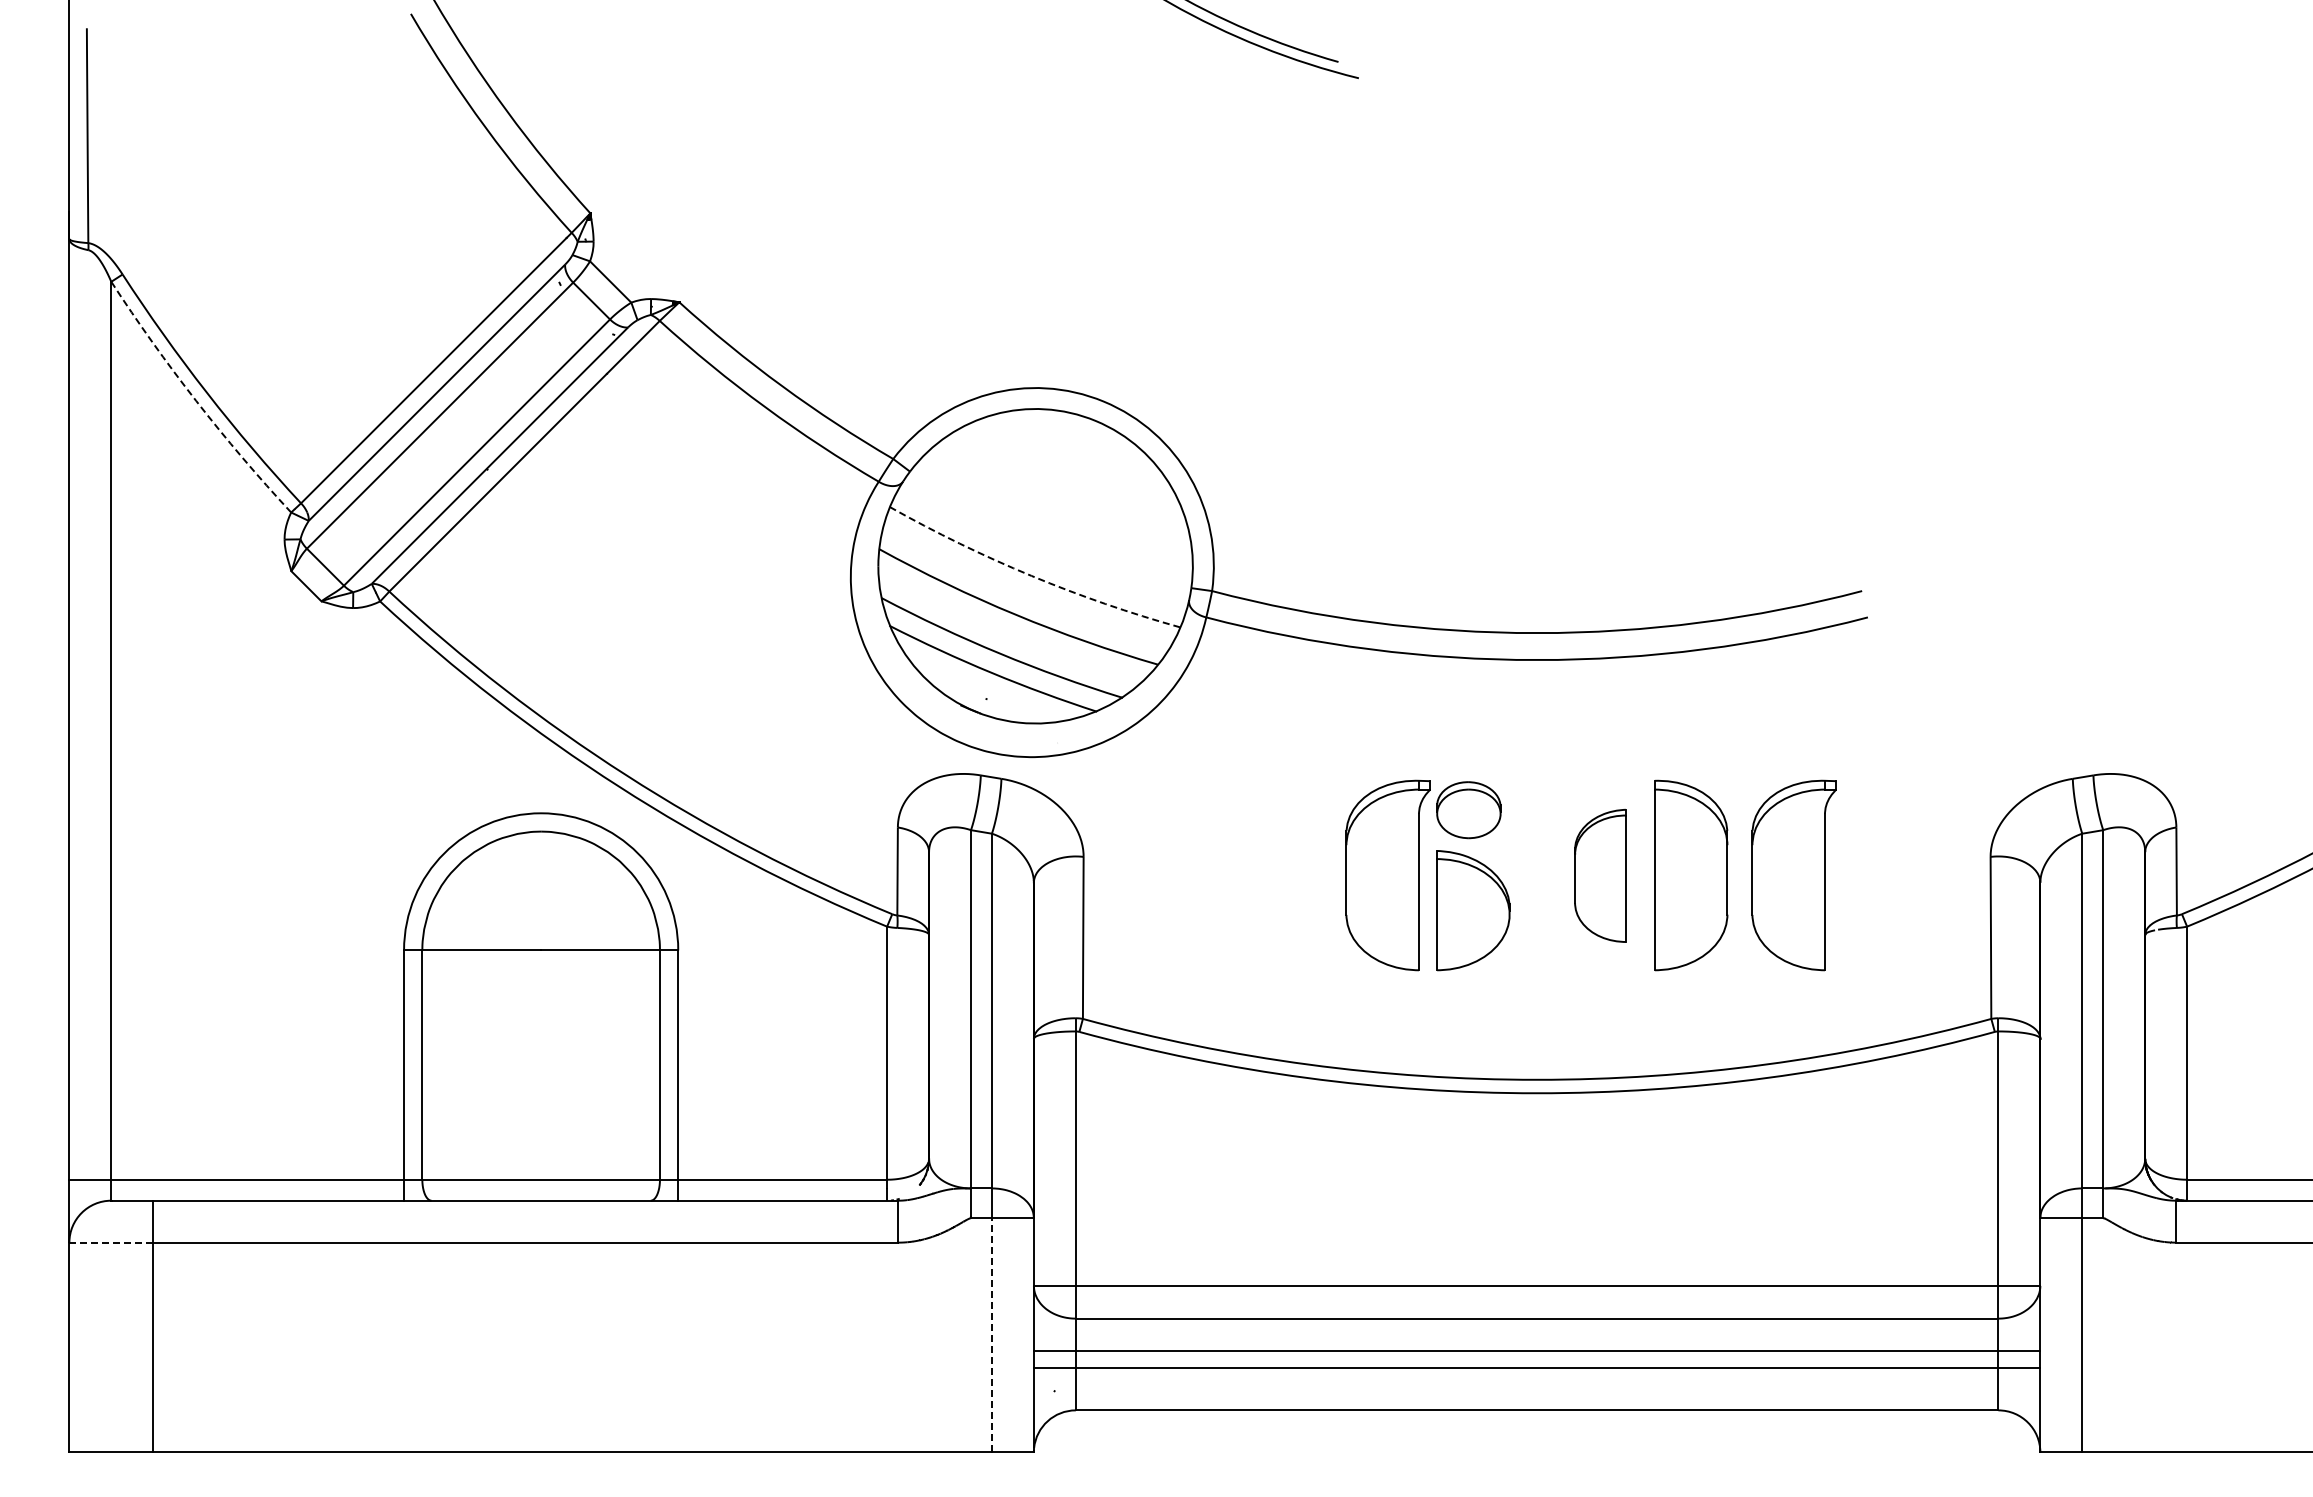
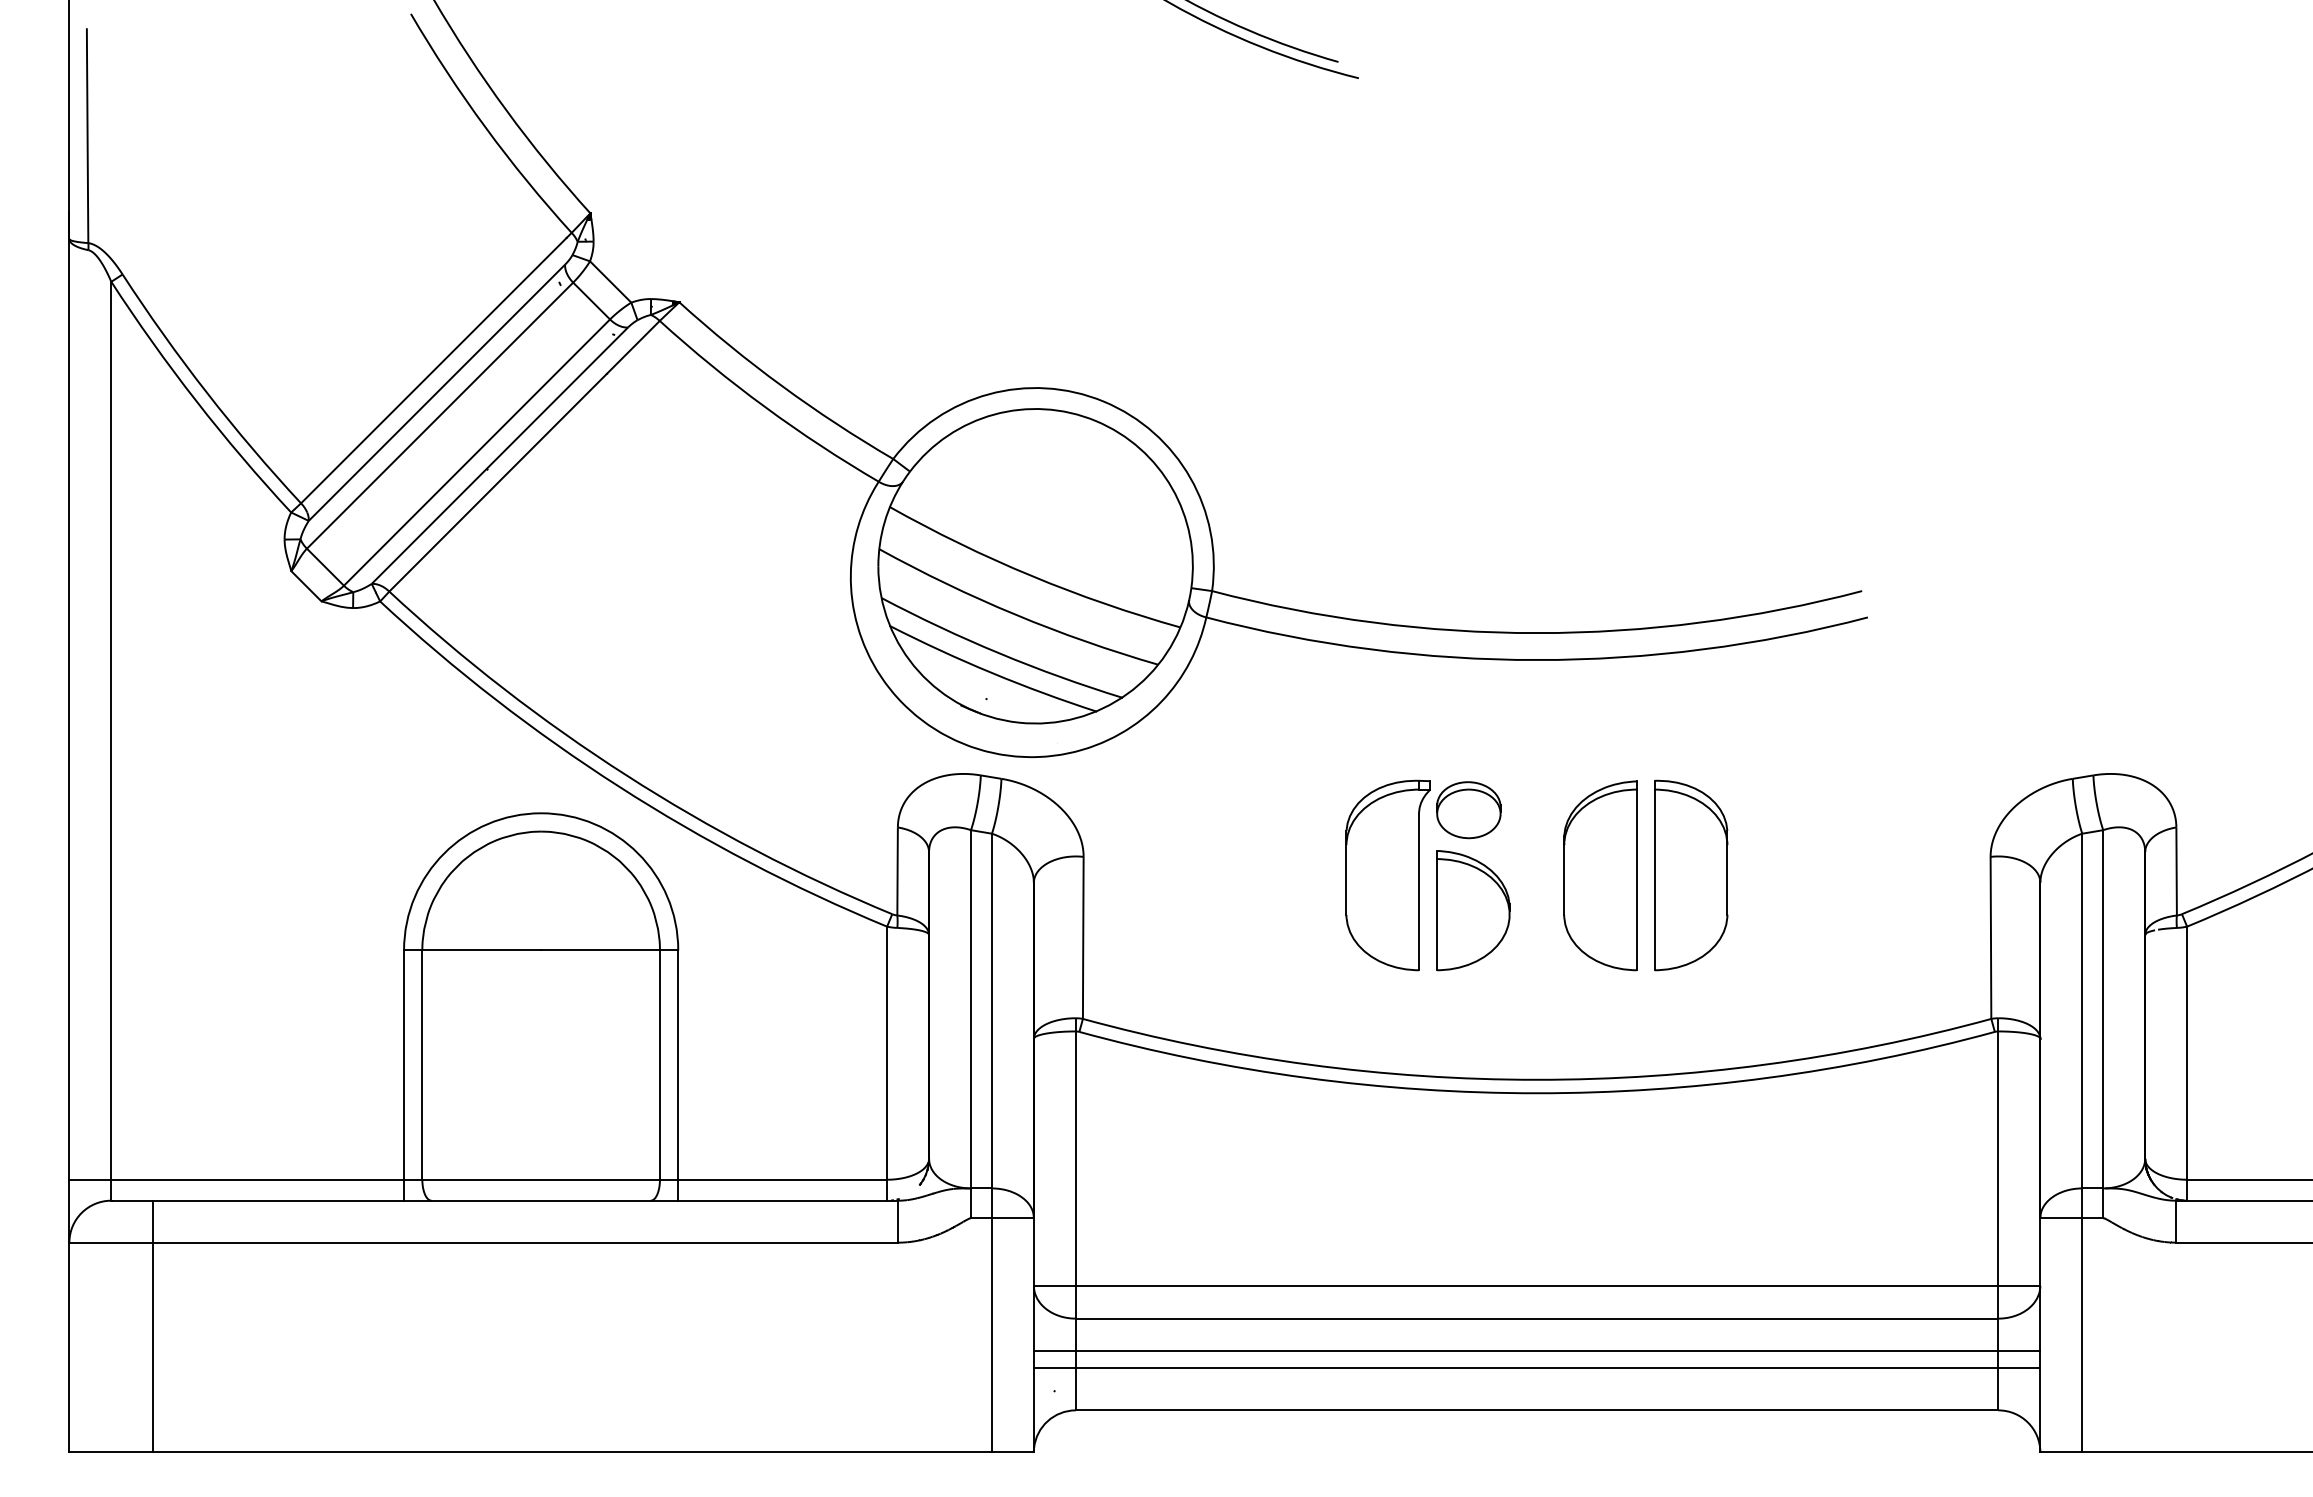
arc: dashed -> solid (196, 401)
arc: dashed -> solid (1031, 575)
part size: 53x135 px -> 75x192 px (1600, 875)
part: present -> none (1793, 875)
line: dashed -> solid (111, 1242)
line: dashed -> solid (991, 1334)
